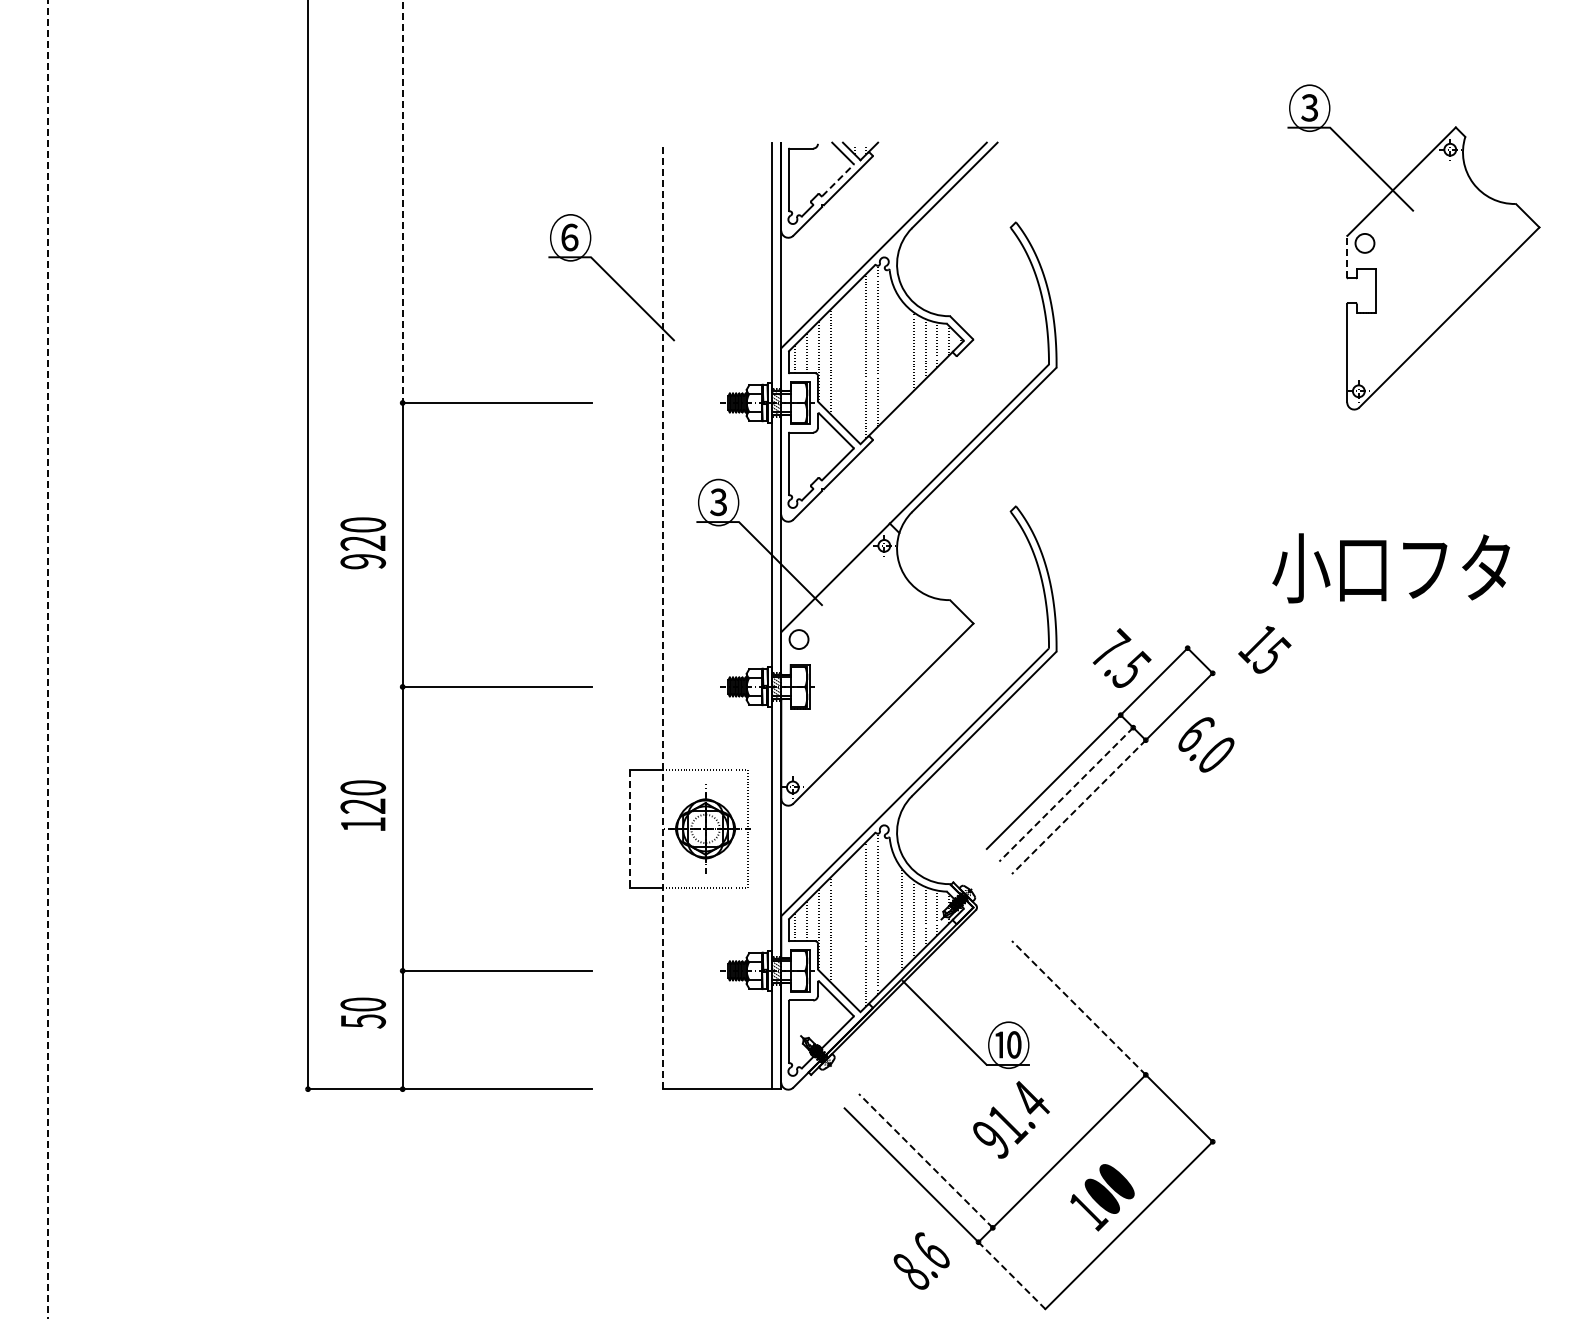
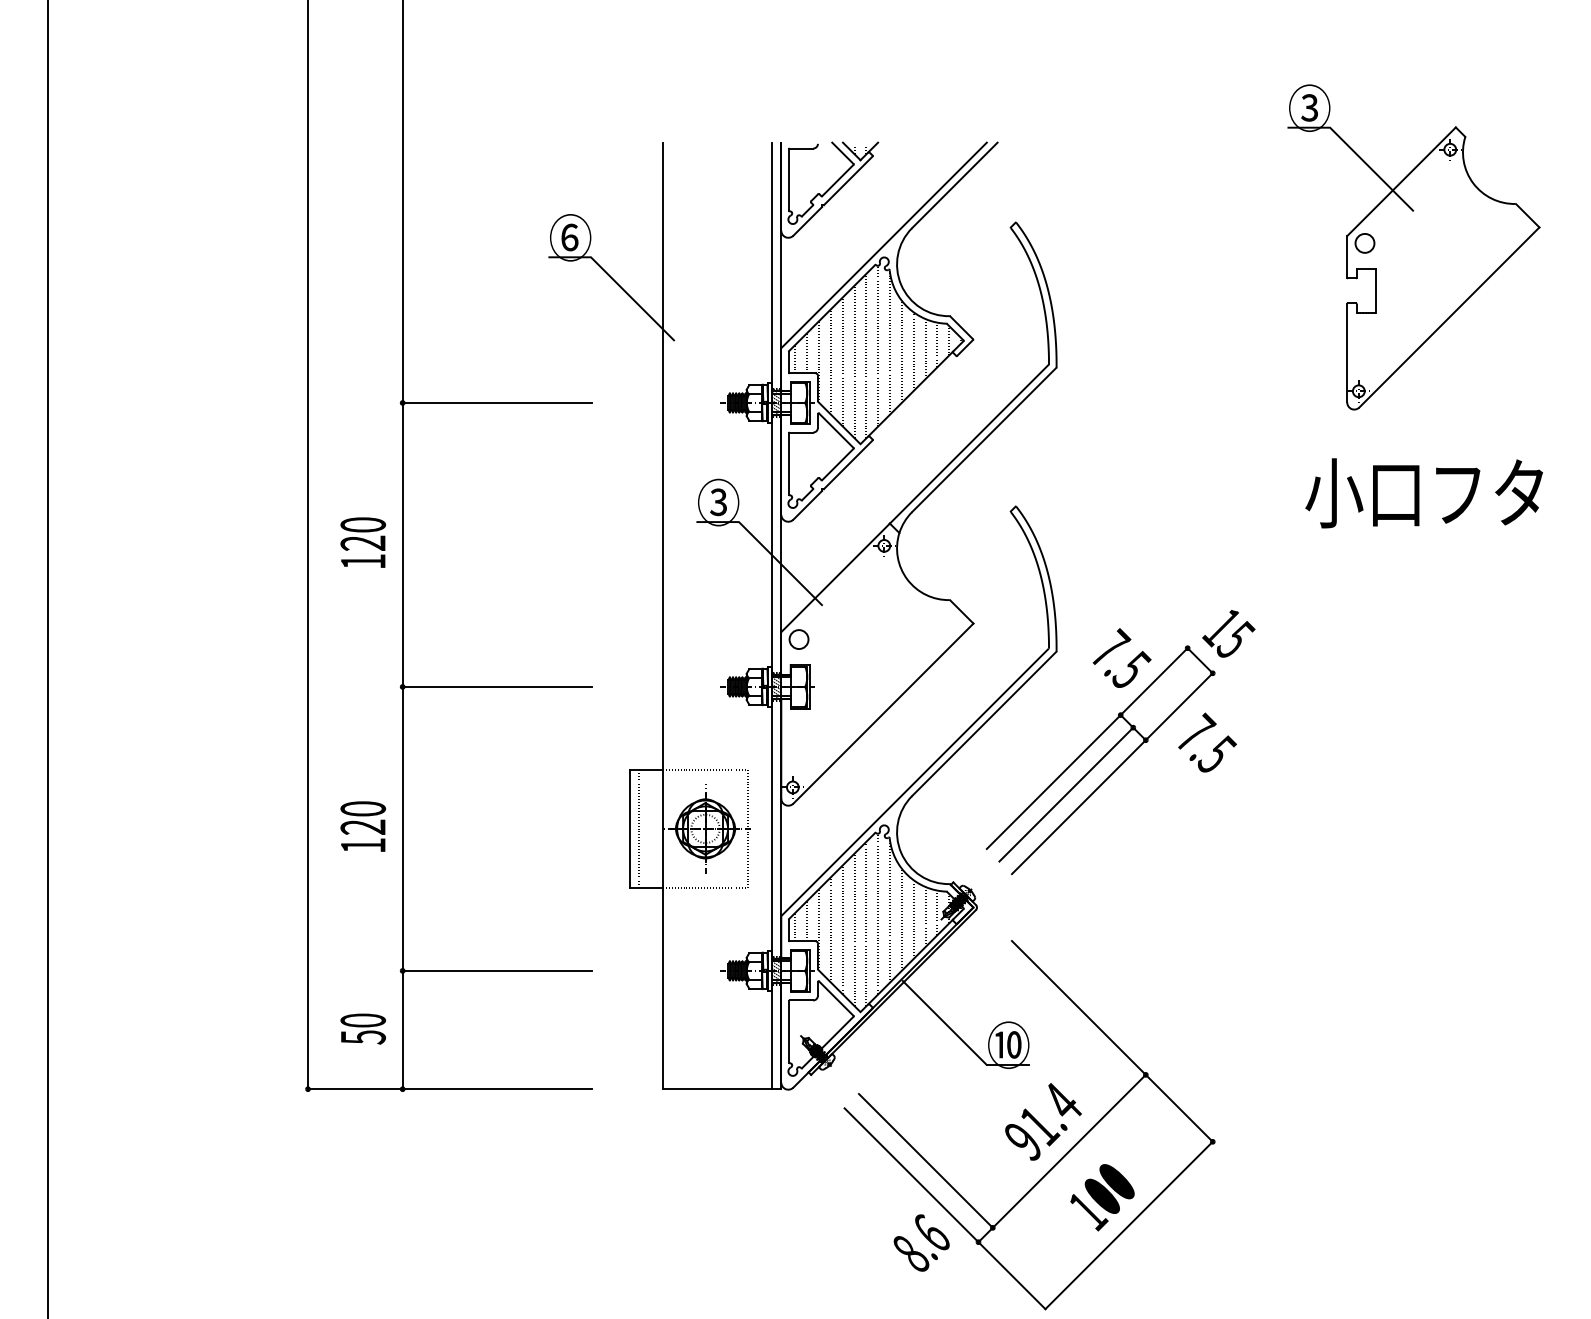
line: dashed -> solid (838, 180)
line: dashed -> solid (402, 202)
line: dashed -> solid (1347, 257)
line: none -> present (890, 343)
line: none -> present (901, 351)
line: none -> present (842, 361)
line: none -> present (854, 361)
text: 920 -> 120 (363, 561)
text position: (1390, 568) -> (1423, 493) (1423, 493)
line: dashed -> solid (662, 615)
text position: (1264, 649) -> (1228, 633) (1228, 633)
line: dashed -> solid (47, 659)
text: 6.0 -> 7.5 (1207, 742)
line: dashed -> solid (1066, 794)
text position: (362, 805) -> (362, 826) (362, 826)
line: dashed -> solid (1078, 807)
line: none -> present (639, 828)
line: dashed -> solid (629, 829)
line: none -> present (890, 911)
line: none -> present (842, 929)
line: none -> present (854, 929)
line: dashed -> solid (1078, 1007)
text position: (362, 1012) -> (362, 1028) (362, 1028)
text position: (1011, 1119) -> (1043, 1121) (1043, 1121)
line: dashed -> solid (925, 1160)
text position: (921, 1260) -> (921, 1242) (921, 1242)
line: dashed -> solid (1011, 1275)
